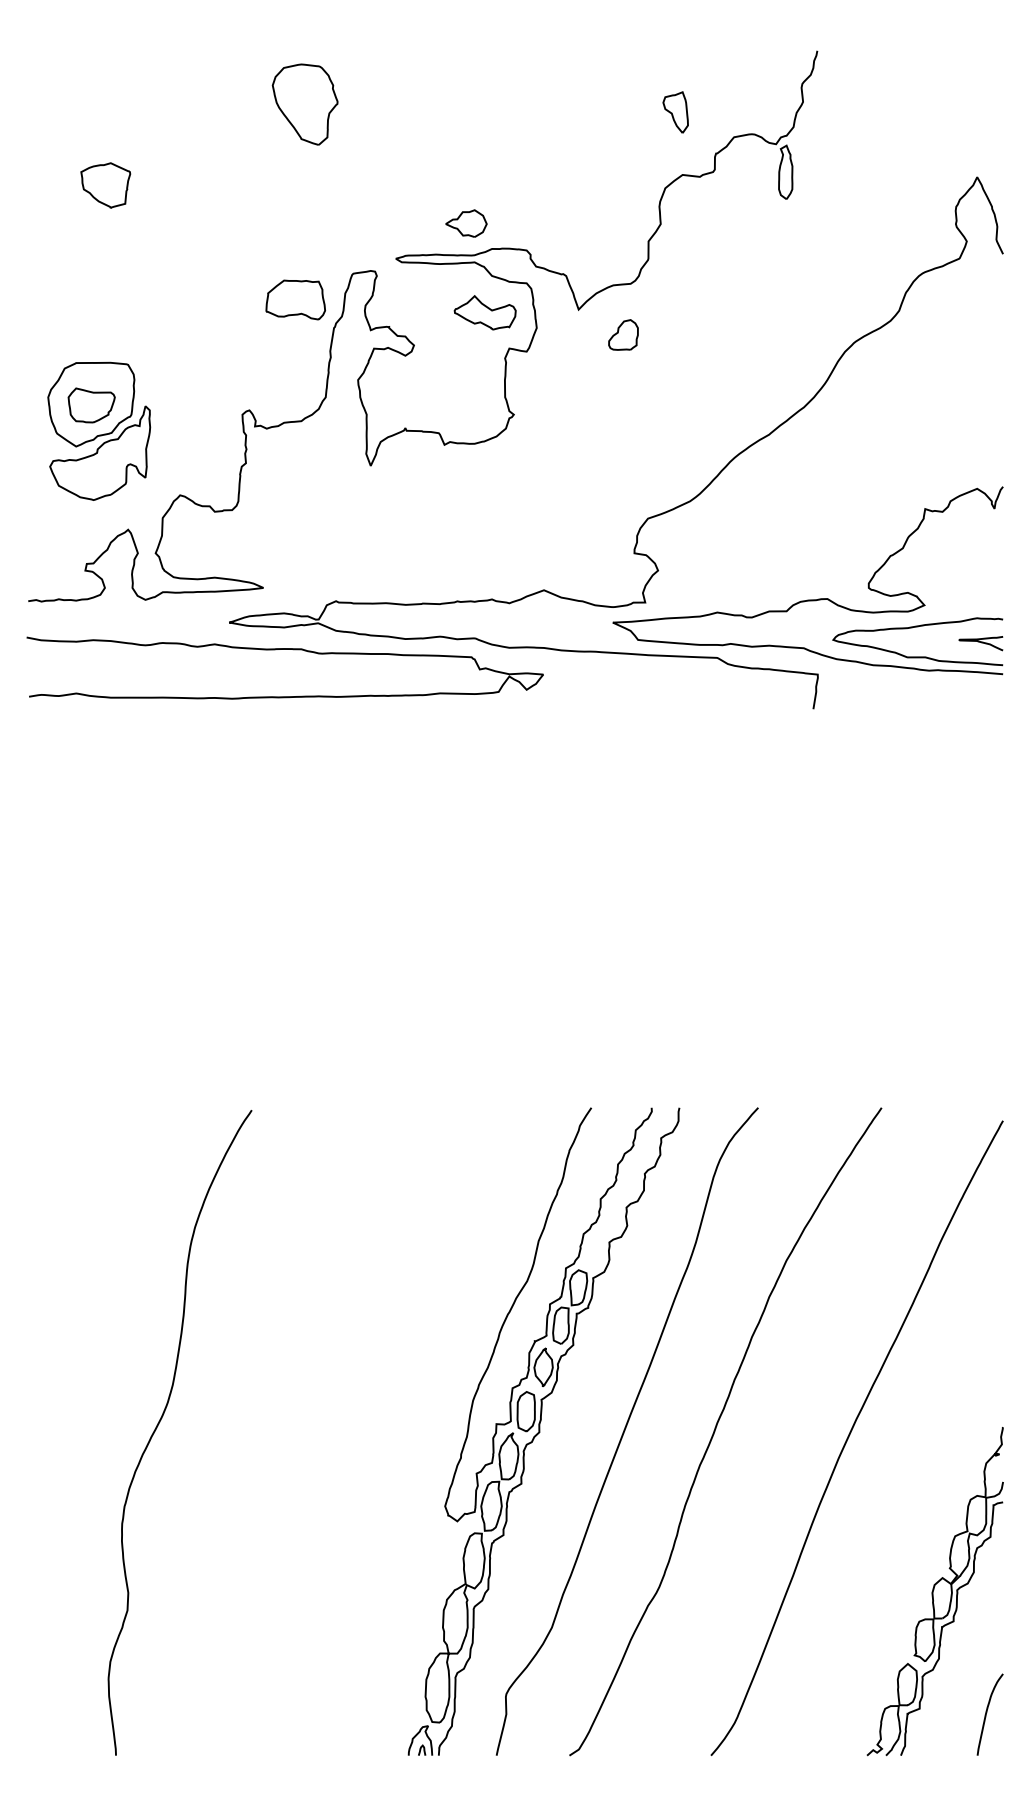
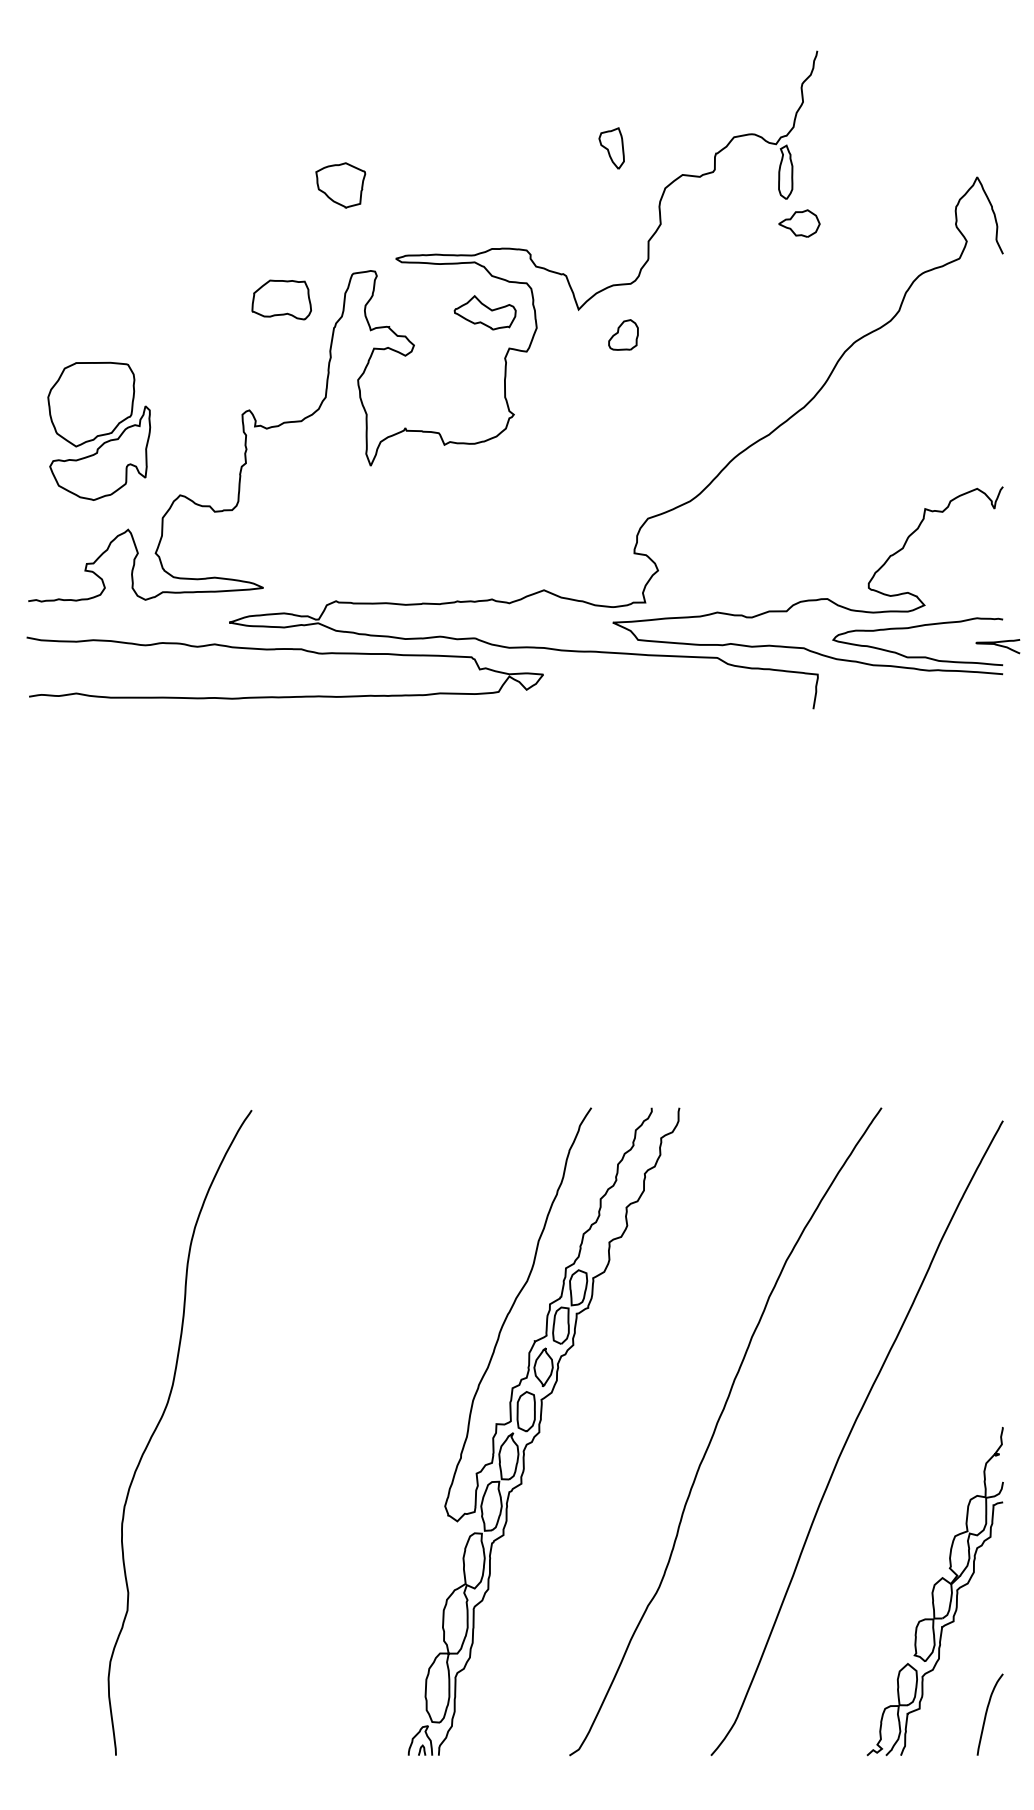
part: present -> none (304, 104)
part position: (675, 112) -> (611, 148) (611, 148)
part position: (105, 185) -> (340, 185) (340, 185)
part position: (466, 223) -> (799, 223) (799, 223)
part position: (295, 299) -> (281, 299) (281, 299)
part: present -> none (91, 405)
curve position: (980, 642) -> (997, 645) (997, 645)
curve: present -> none (625, 1430)
